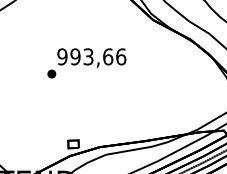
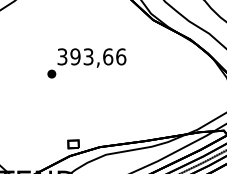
text: 993,66 -> 393,66 (62, 56)
